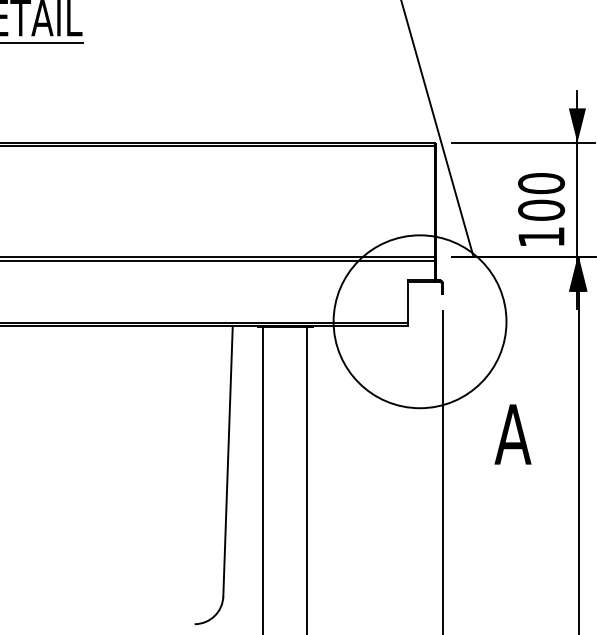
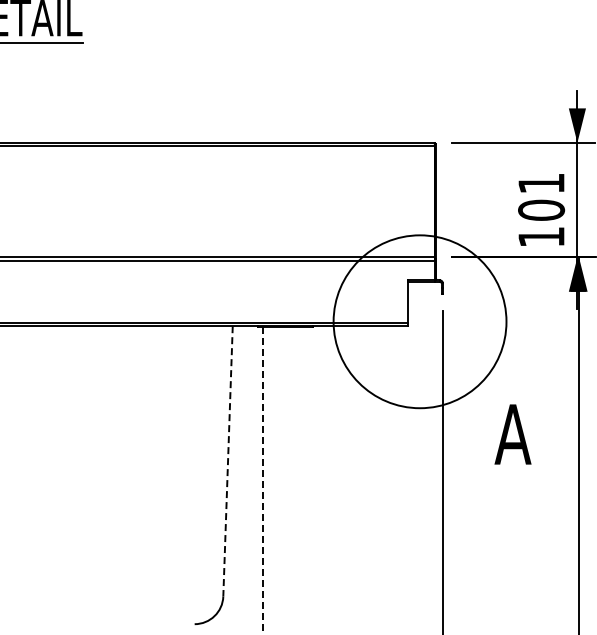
line: present -> none (437, 128)
text: 100 -> 101 (541, 183)
line: solid -> dashed (228, 461)
line: present -> none (306, 478)
line: solid -> dashed (263, 480)
